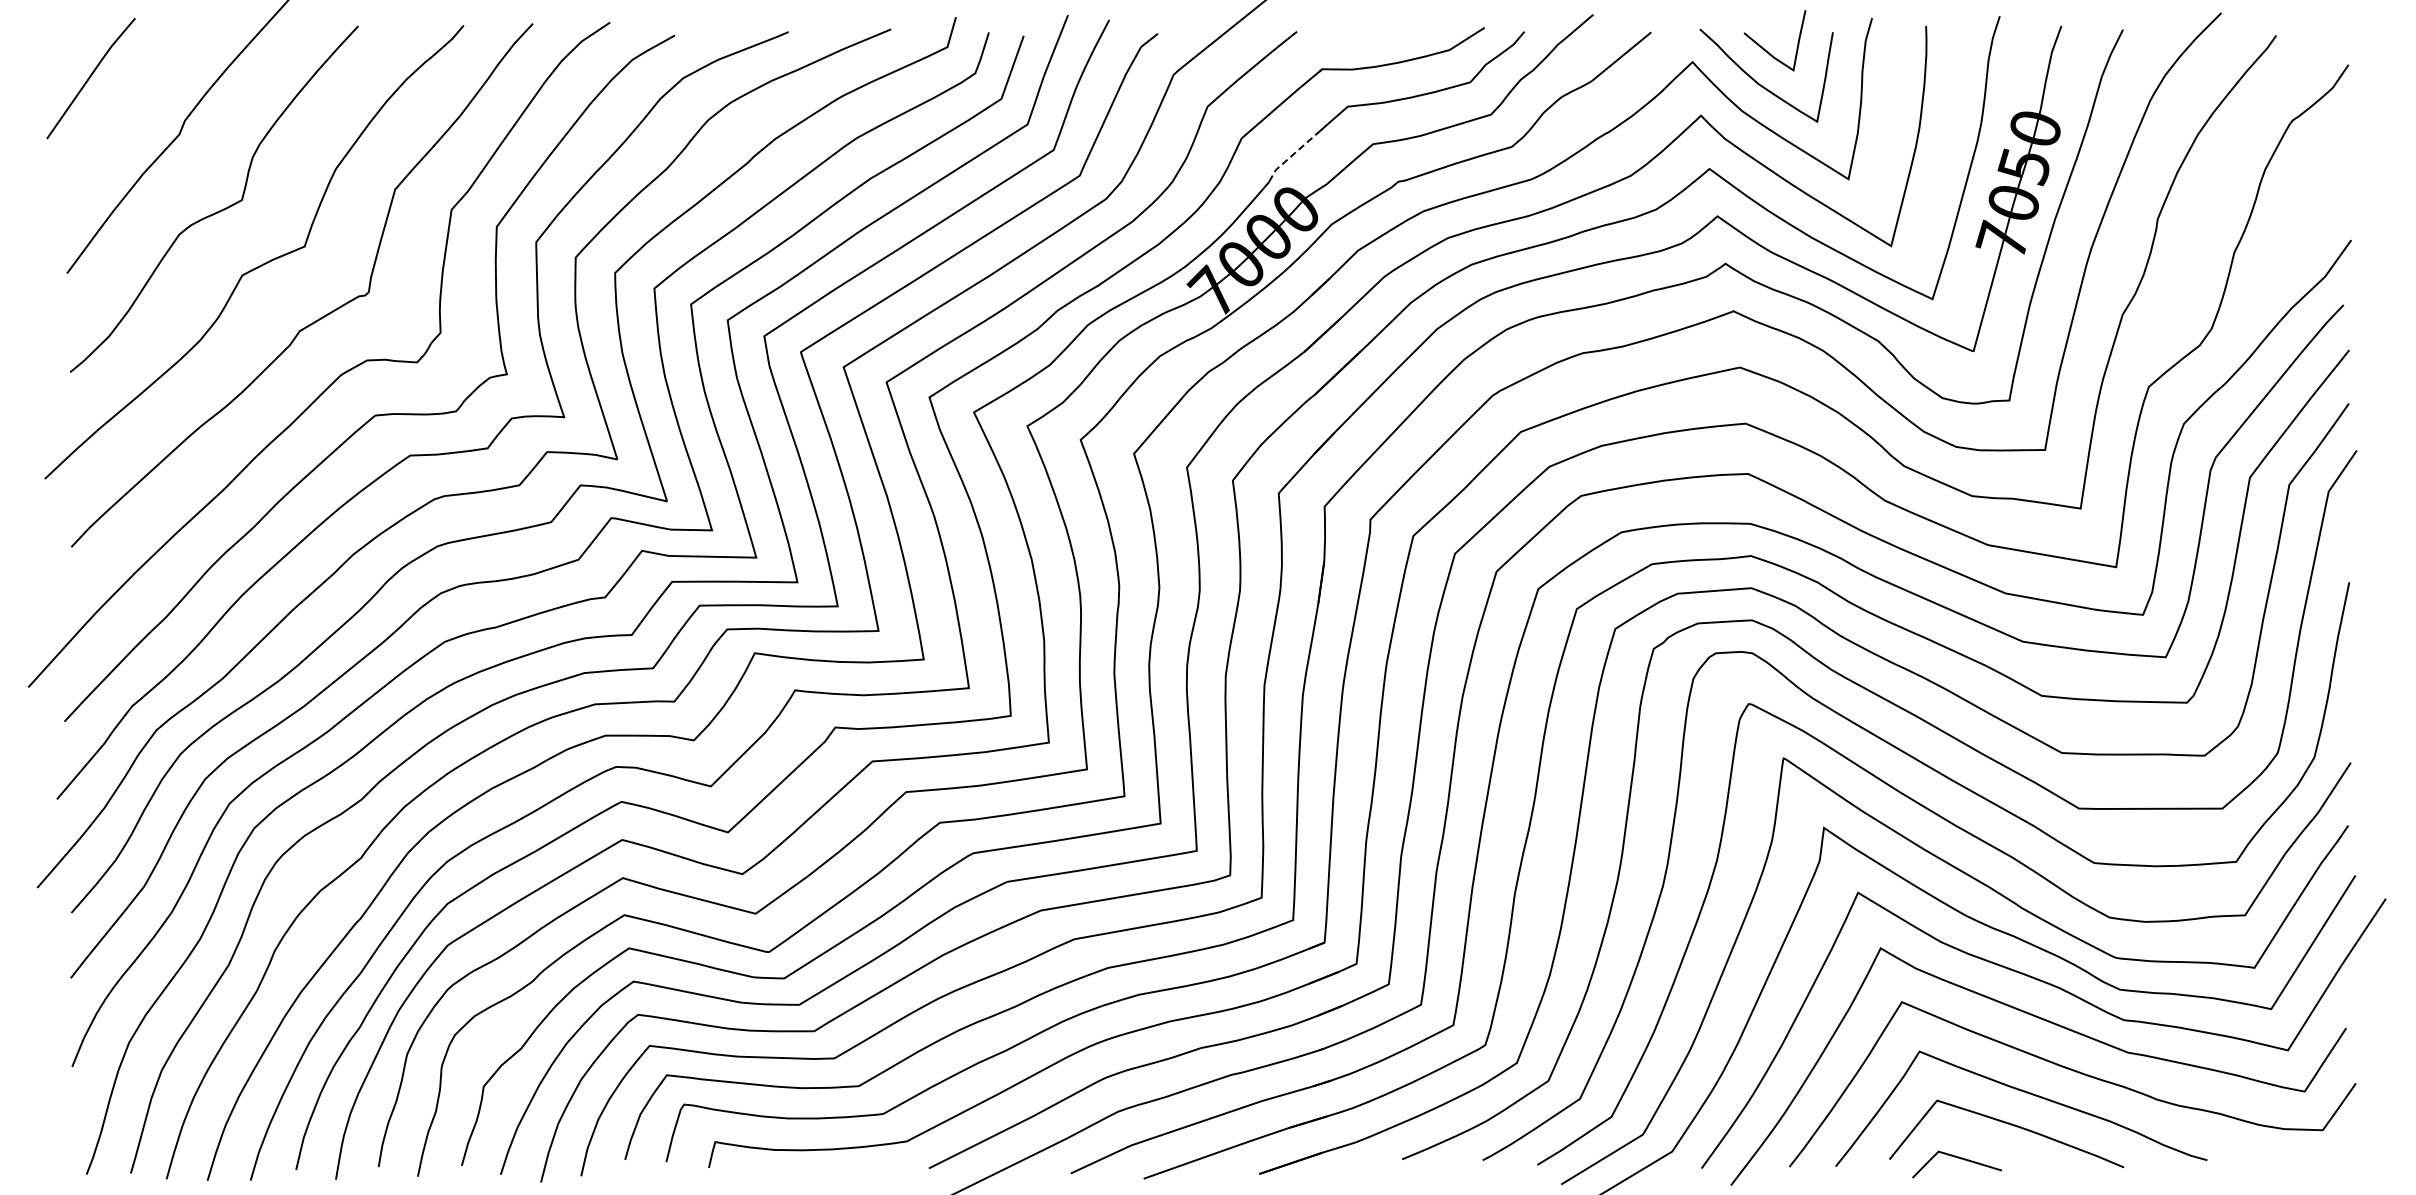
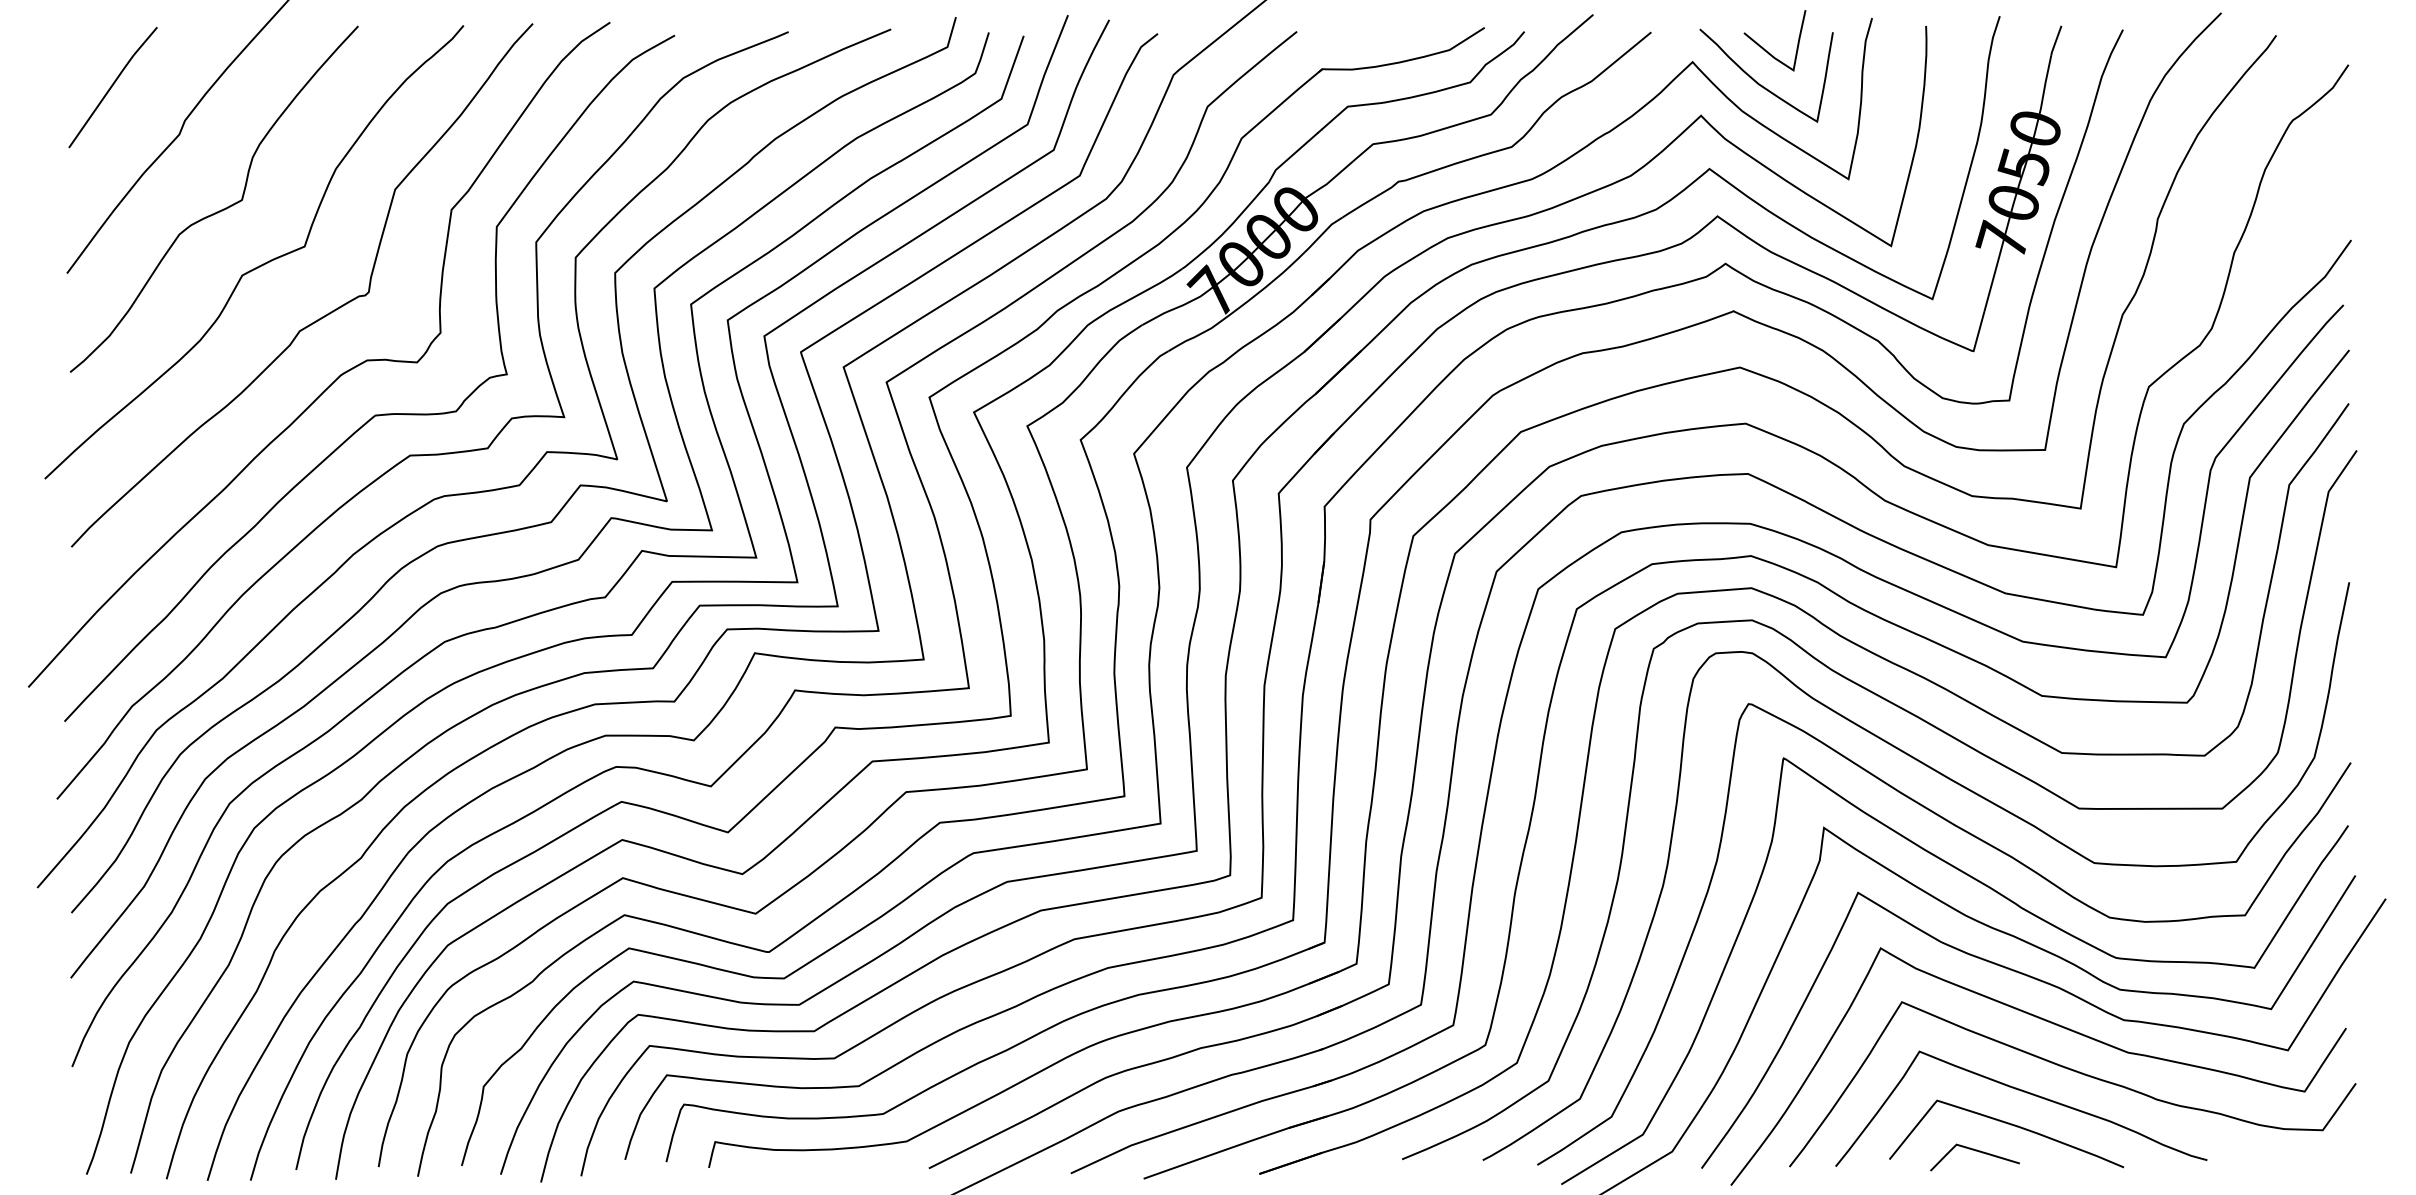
line position: (90, 78) -> (112, 87) (112, 87)
line: dashed -> solid (1291, 156)
line position: (1957, 1158) -> (1975, 1151) (1975, 1151)
